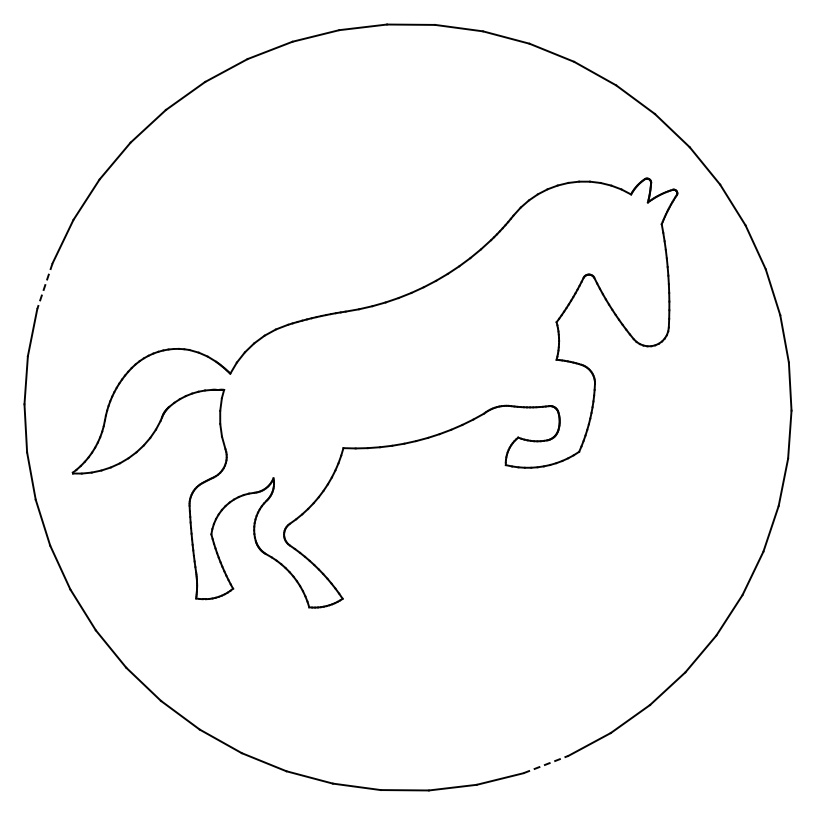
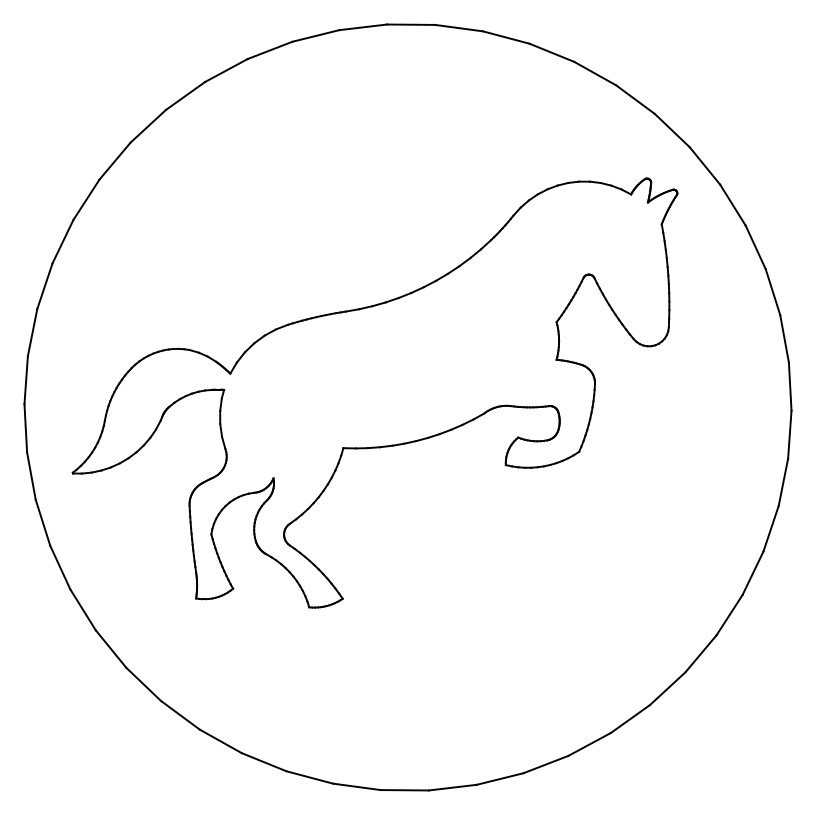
line: dashed -> solid (44, 286)
line: dashed -> solid (546, 764)
